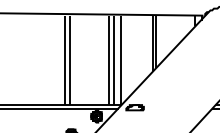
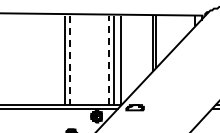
line: solid -> dashed (70, 60)
line: solid -> dashed (108, 60)
